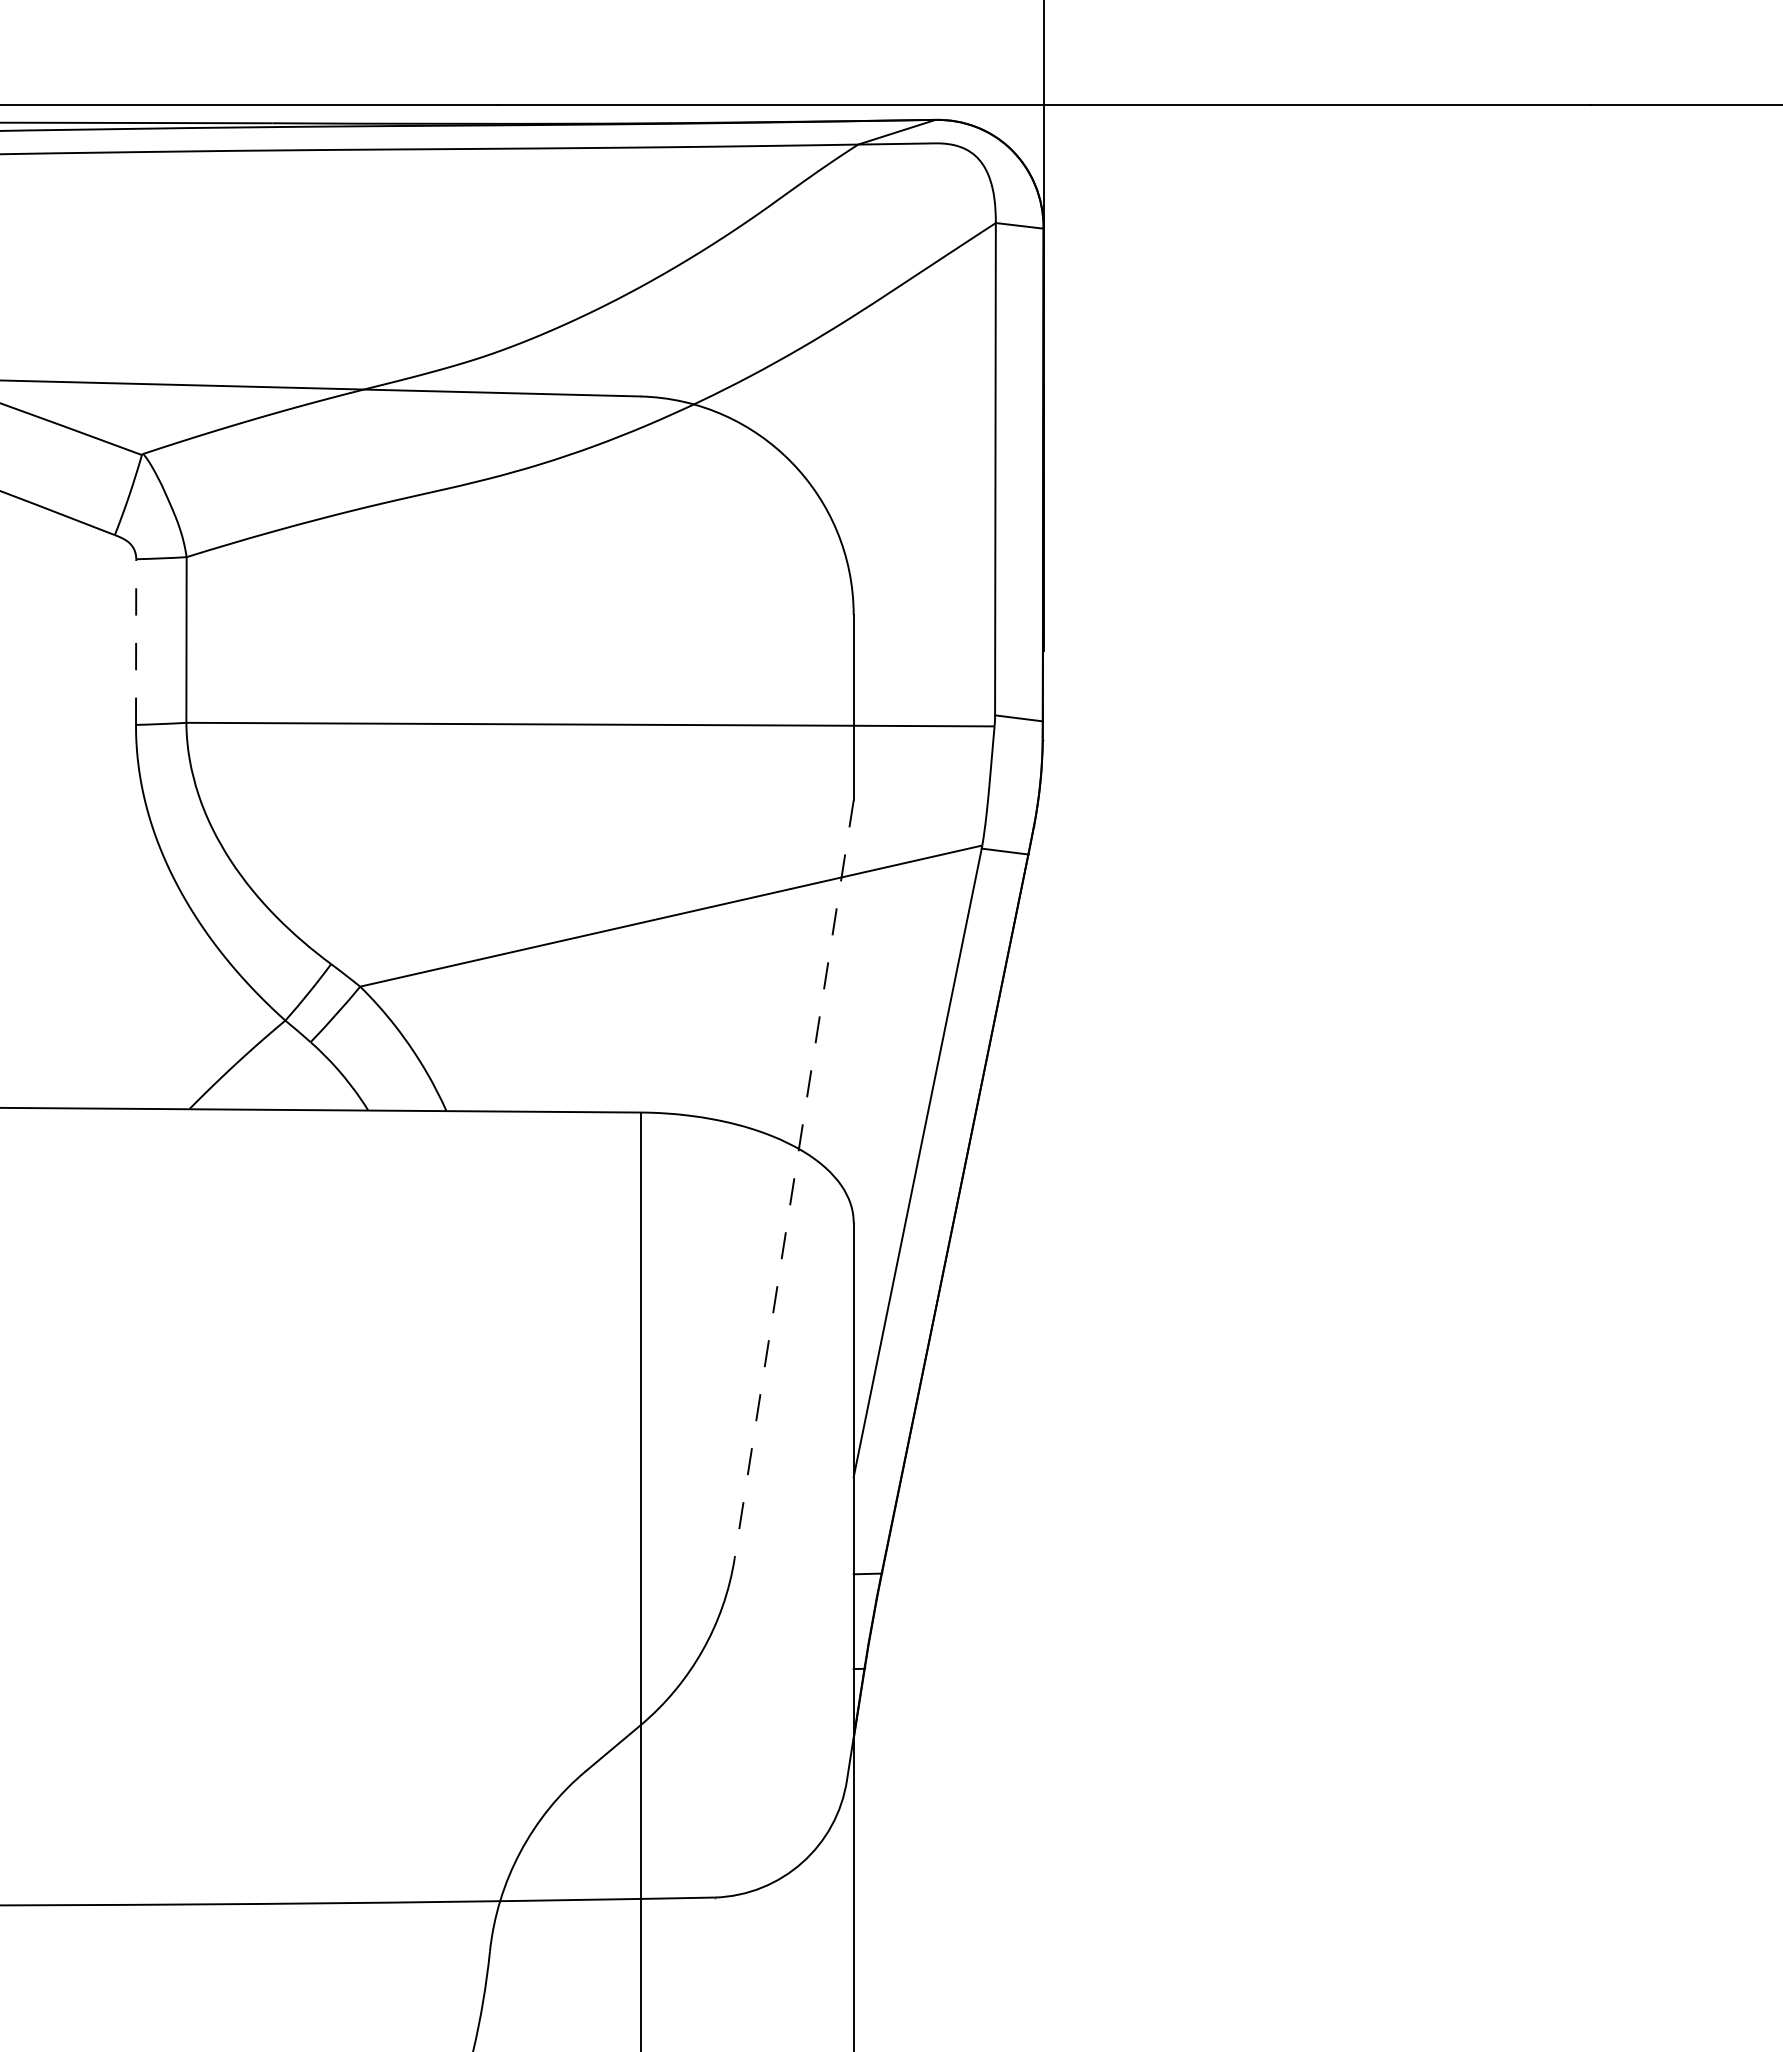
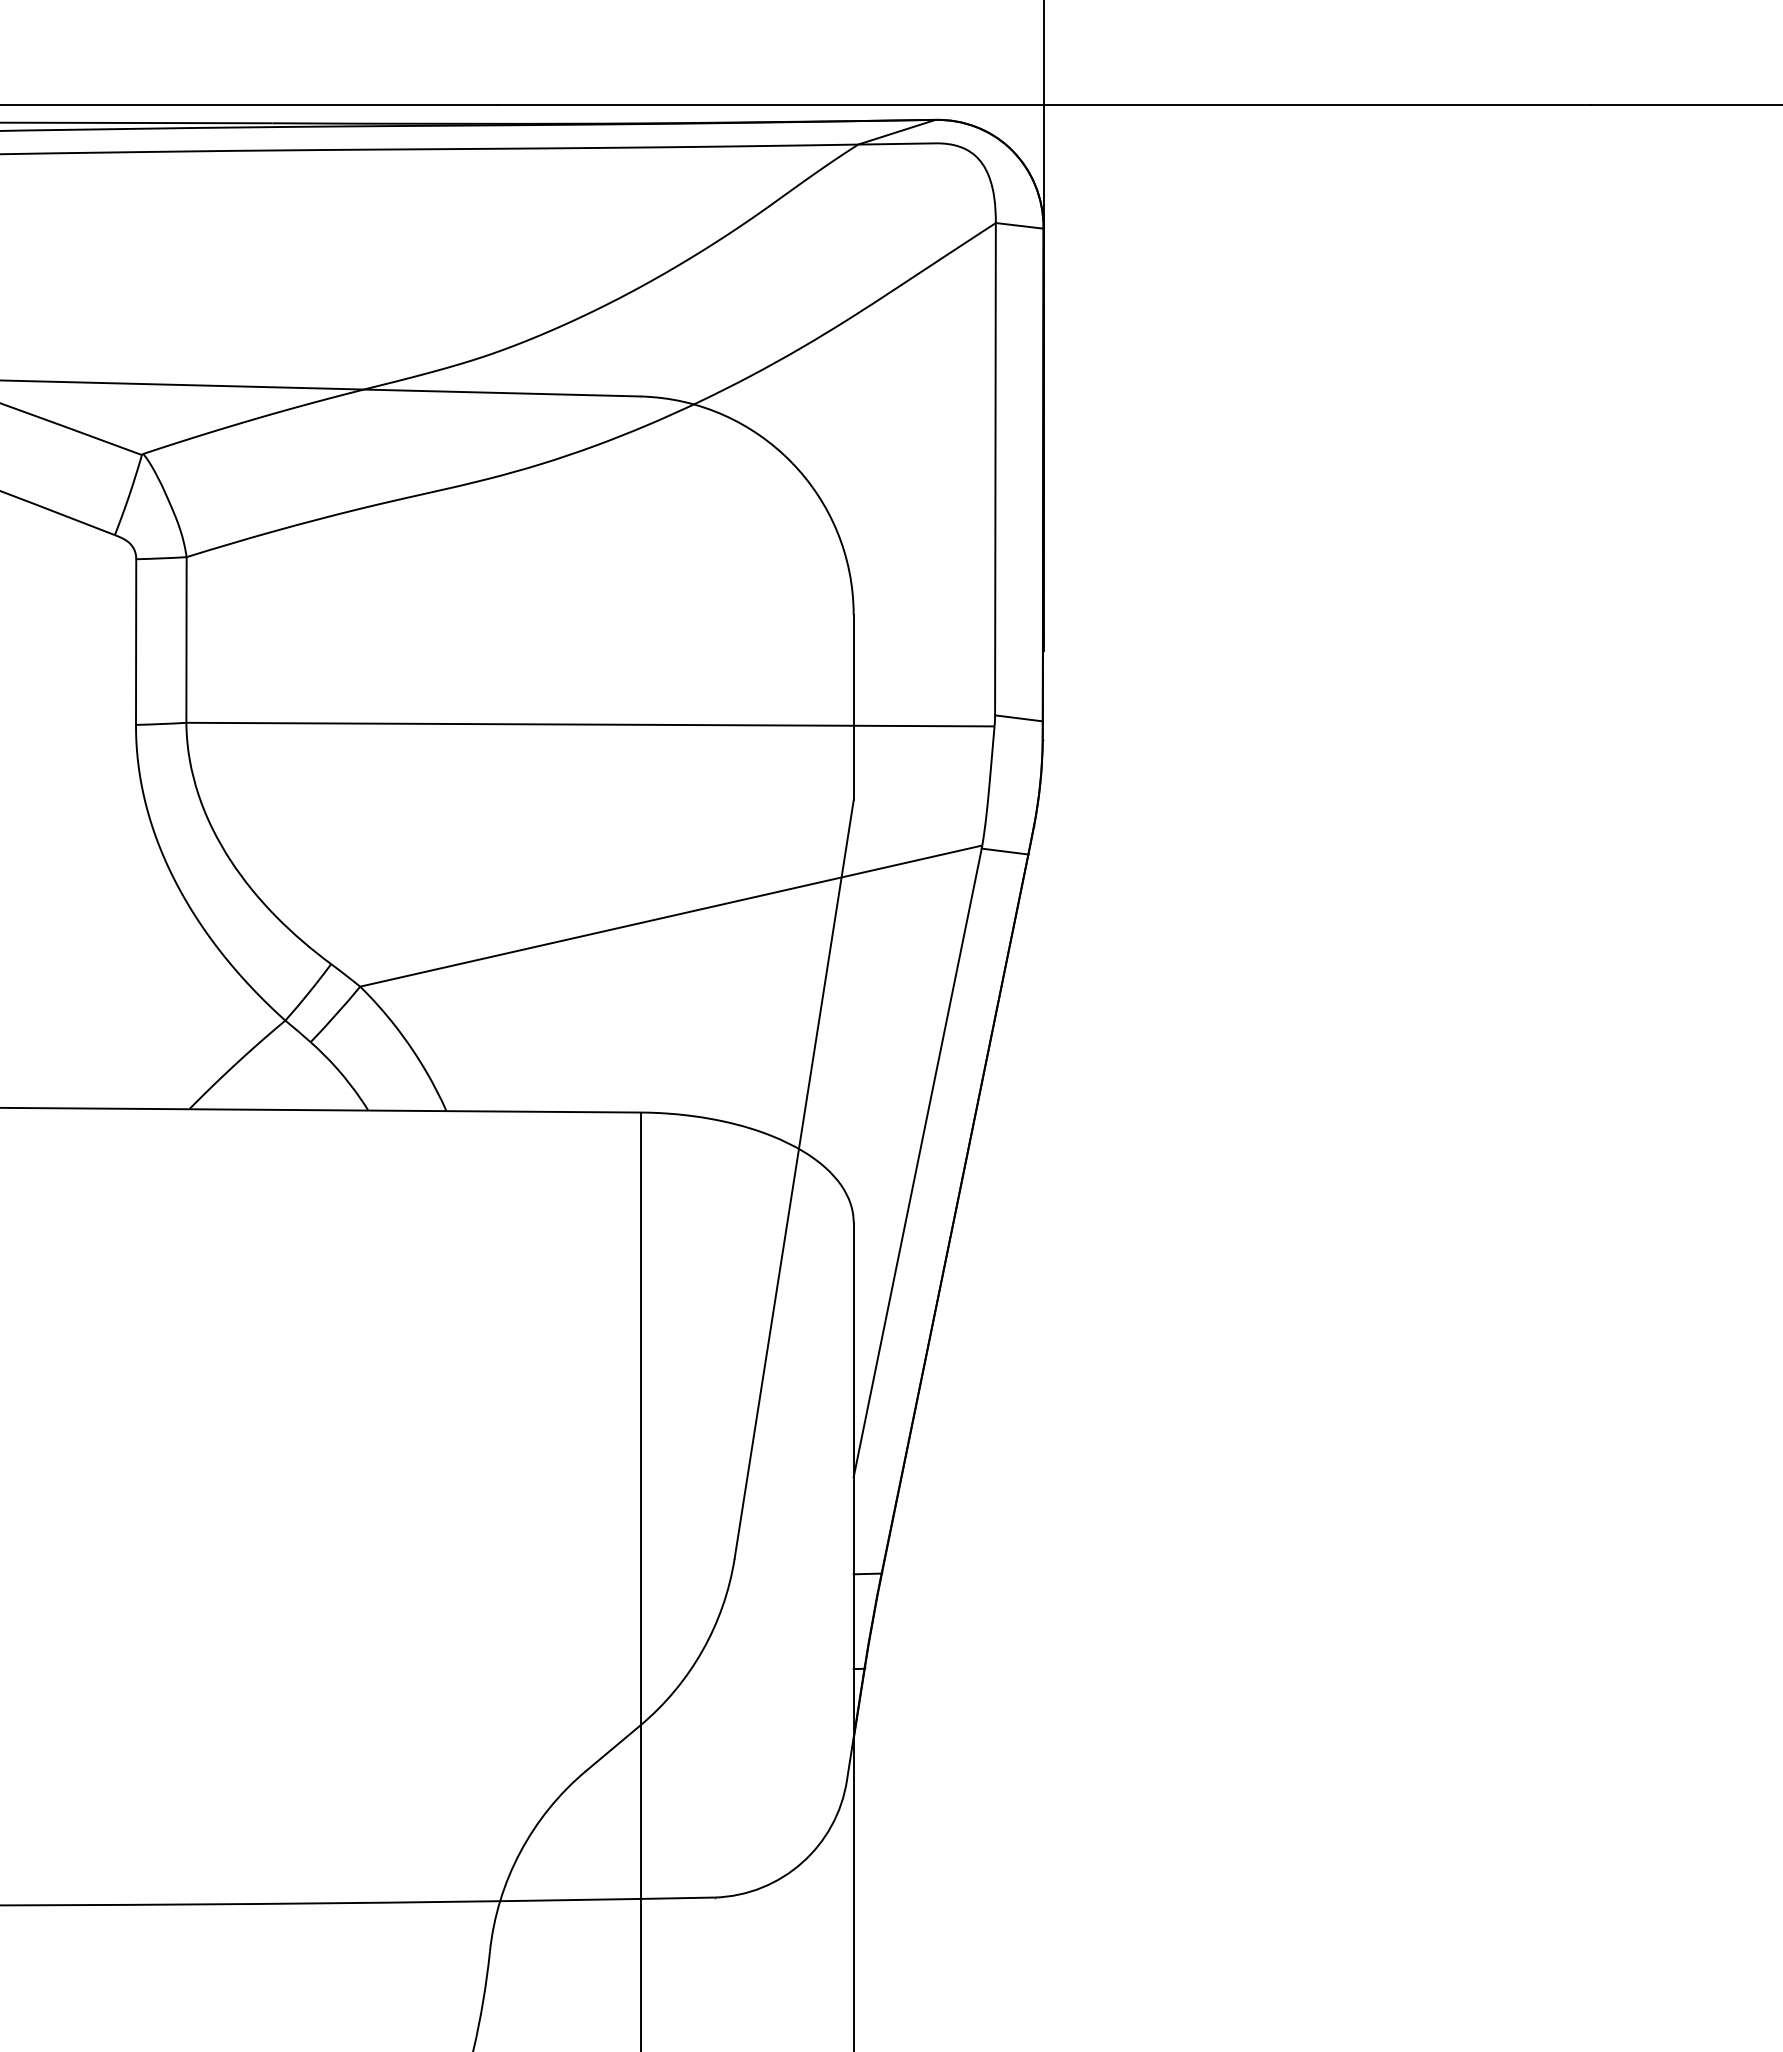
line: dashed -> solid (136, 642)
line: dashed -> solid (794, 1179)
